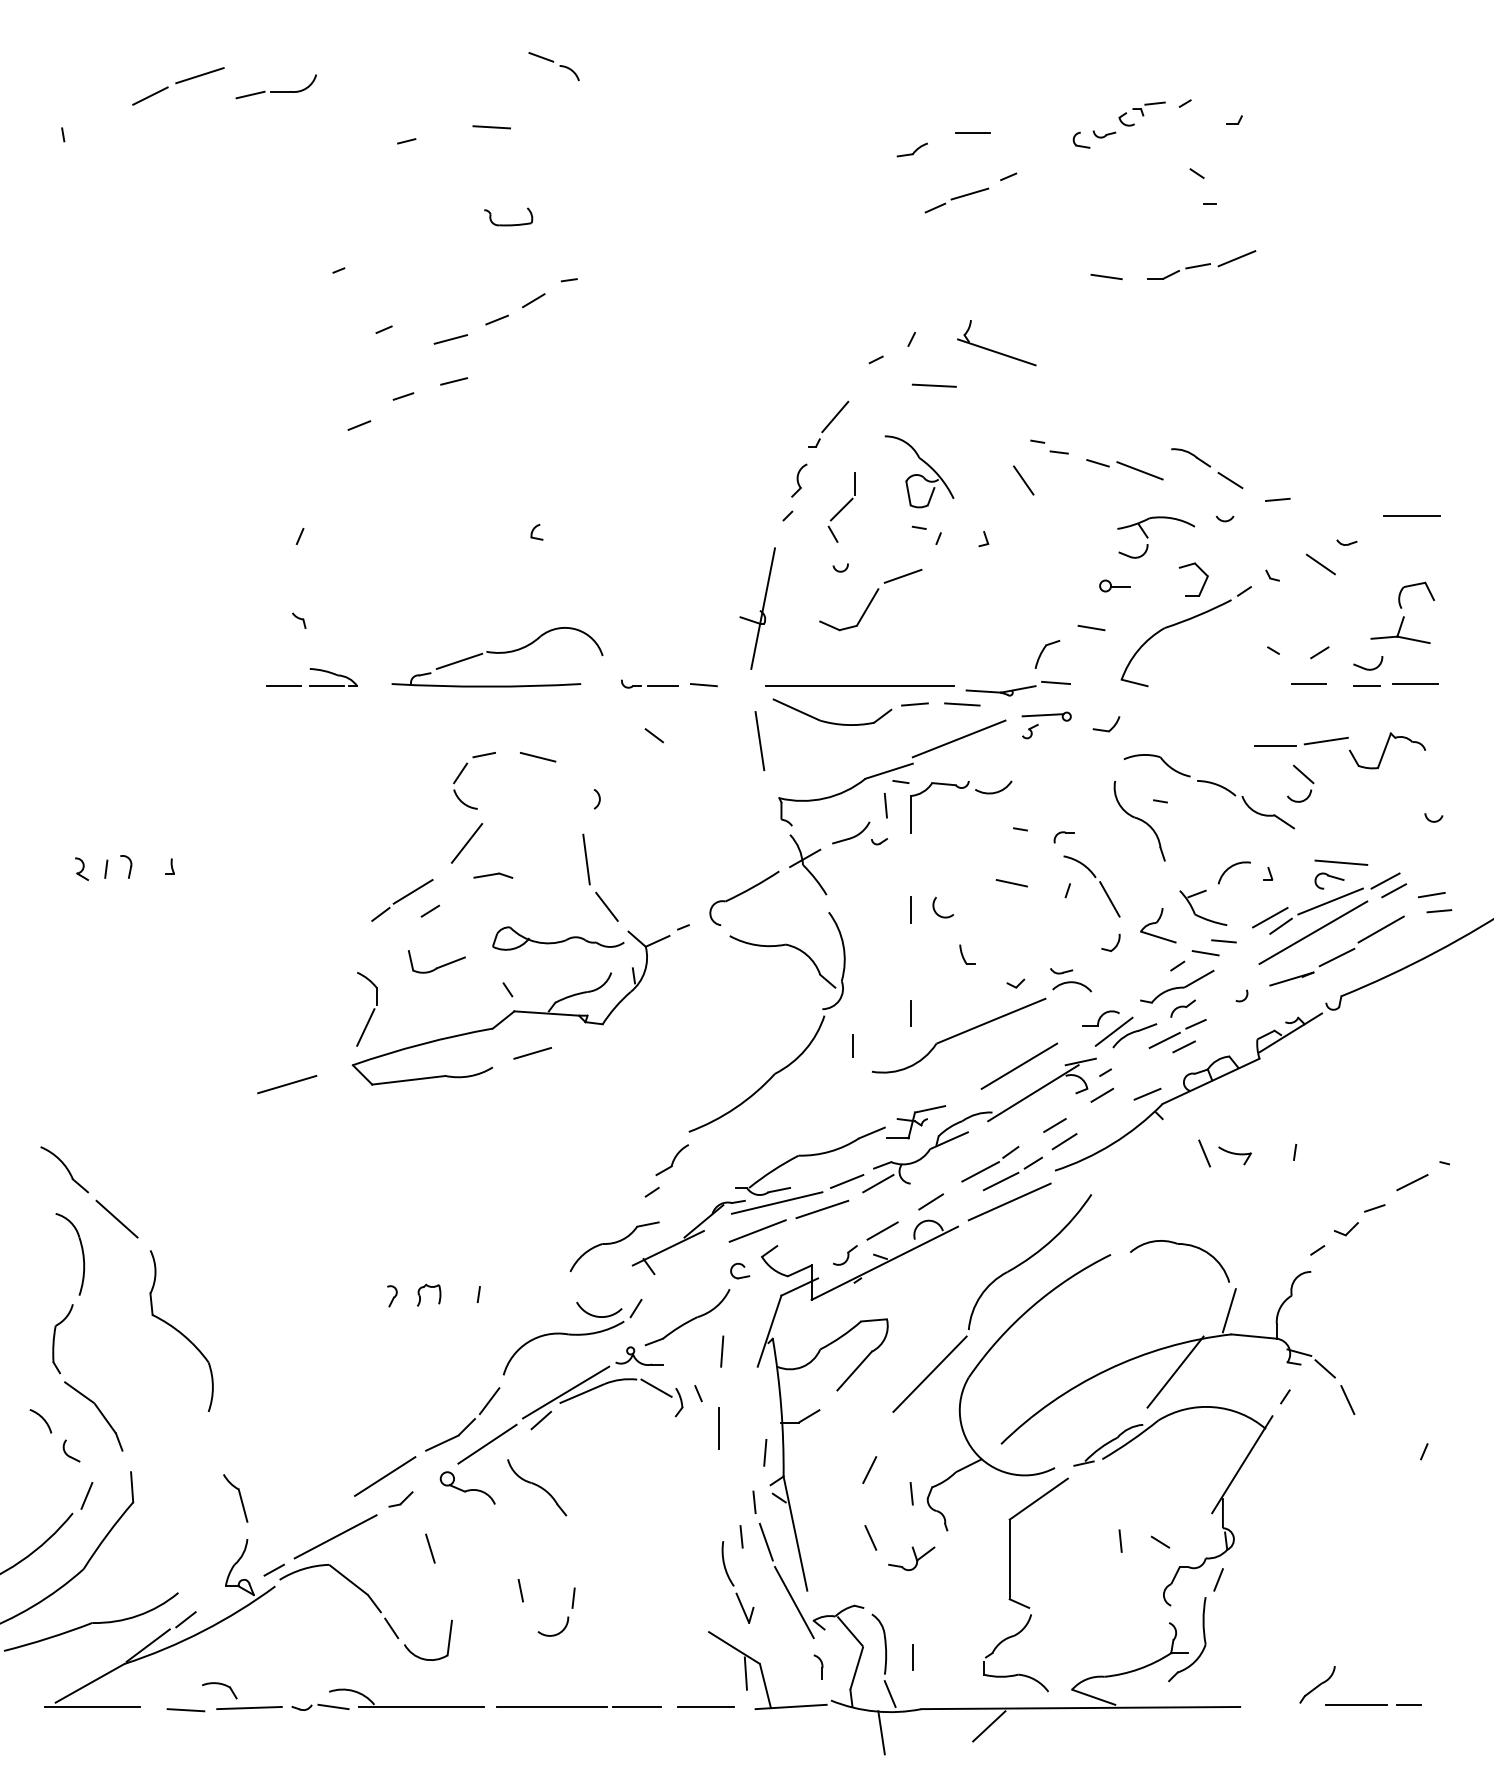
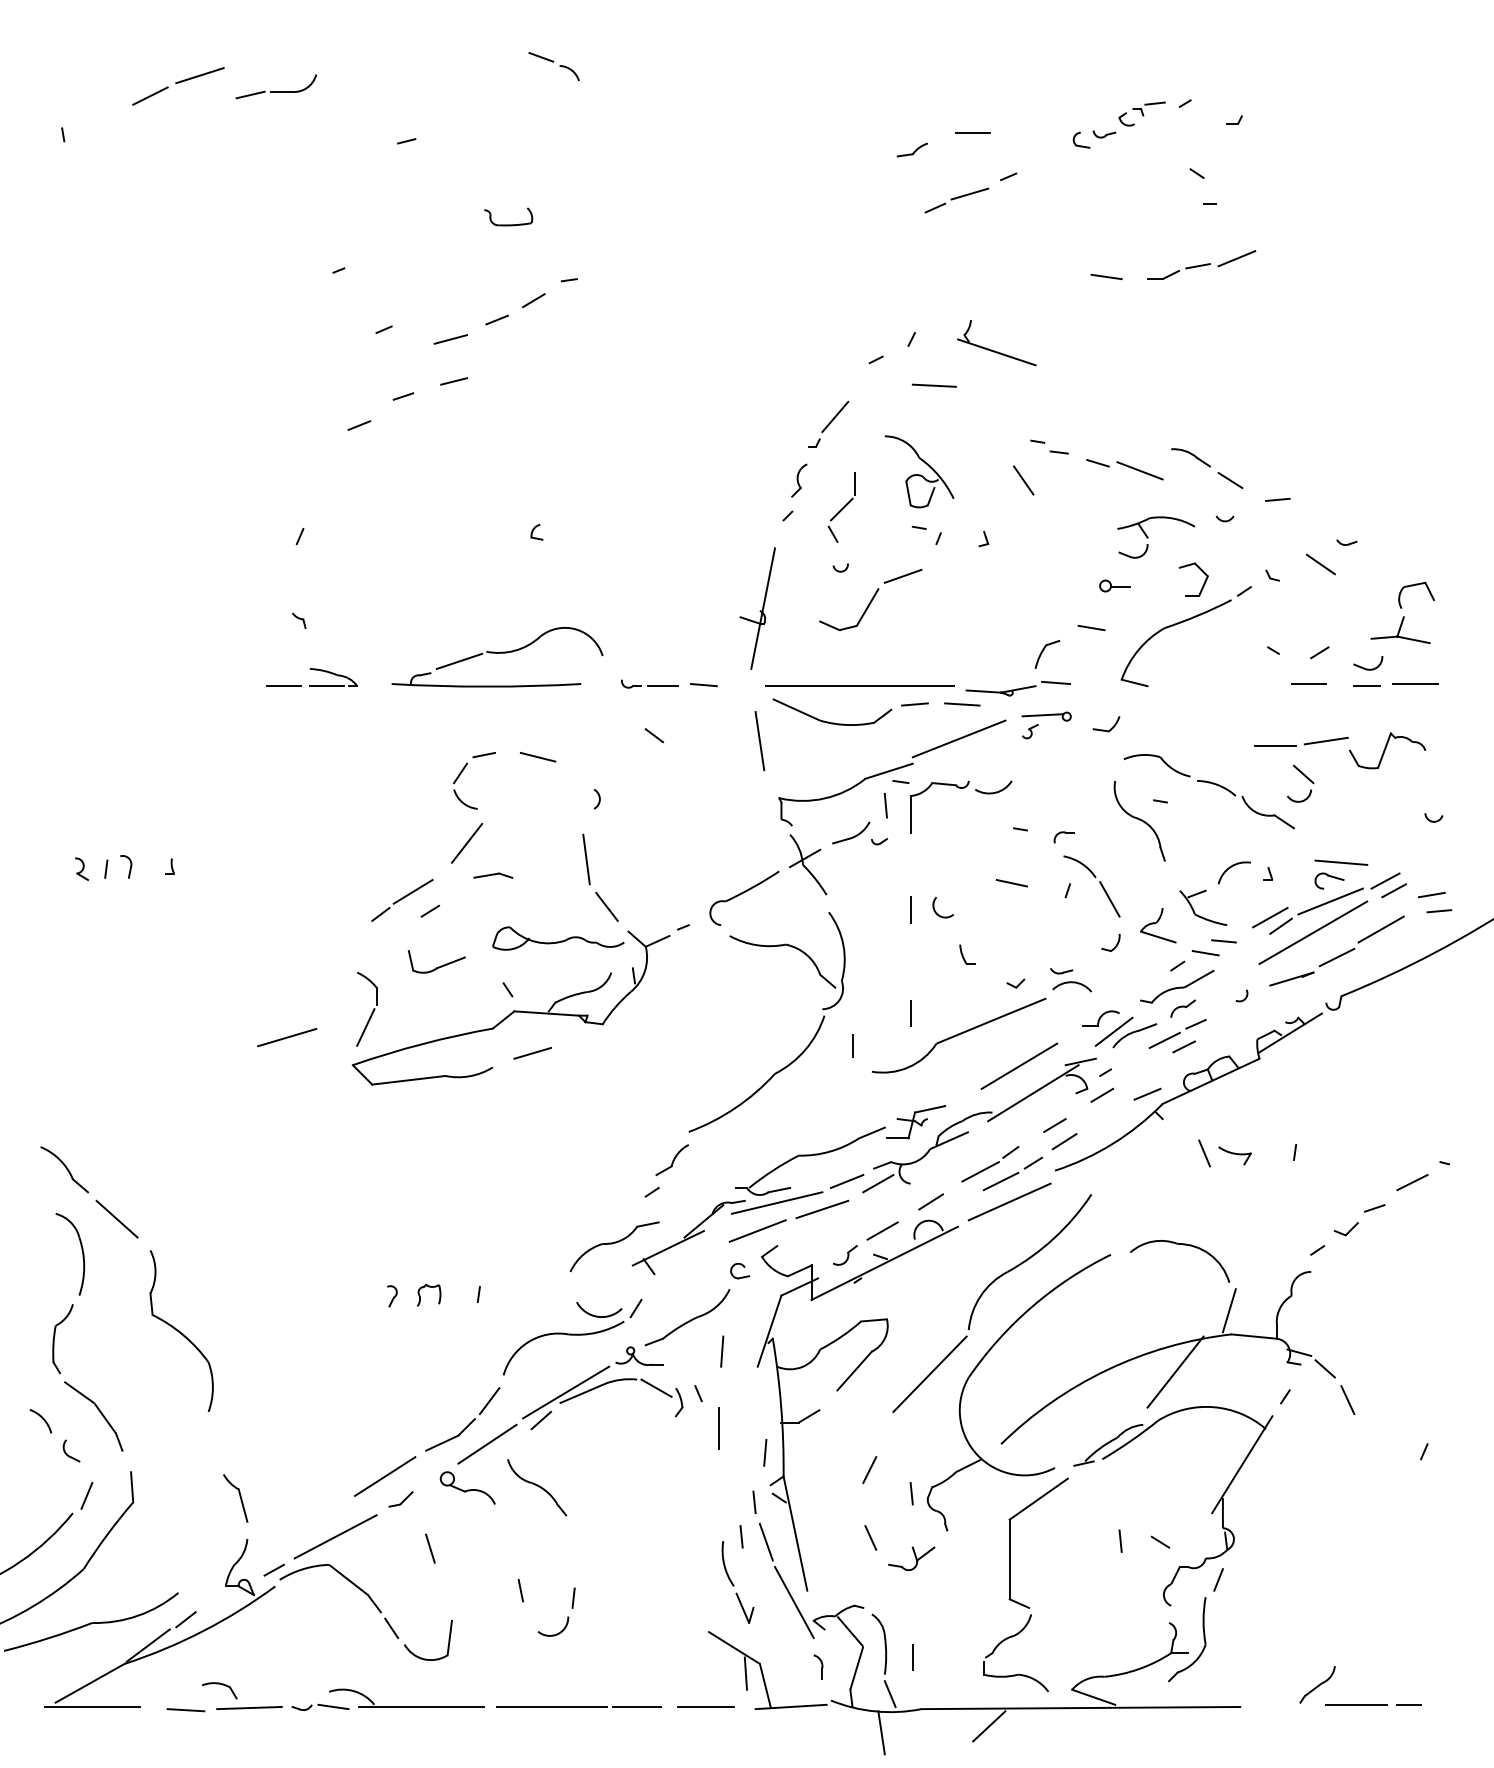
line: present -> none (491, 127)
line: present -> none (1412, 516)
line position: (287, 1084) -> (287, 1037) (287, 1037)
